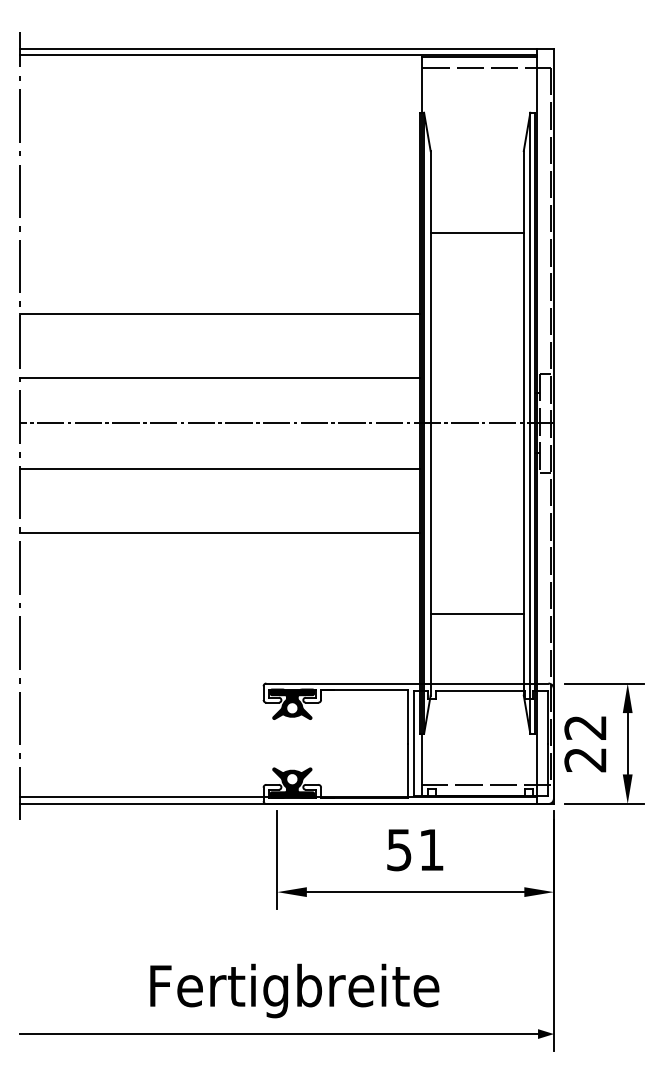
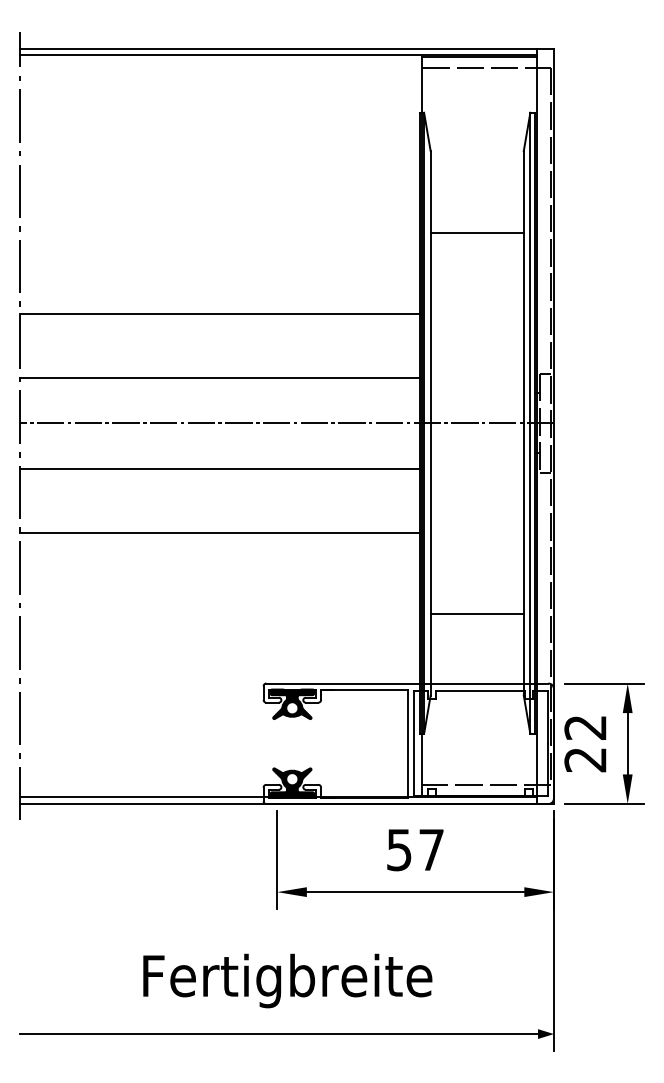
text: 51 -> 57 (431, 849)
text position: (294, 990) -> (287, 980) (287, 980)
